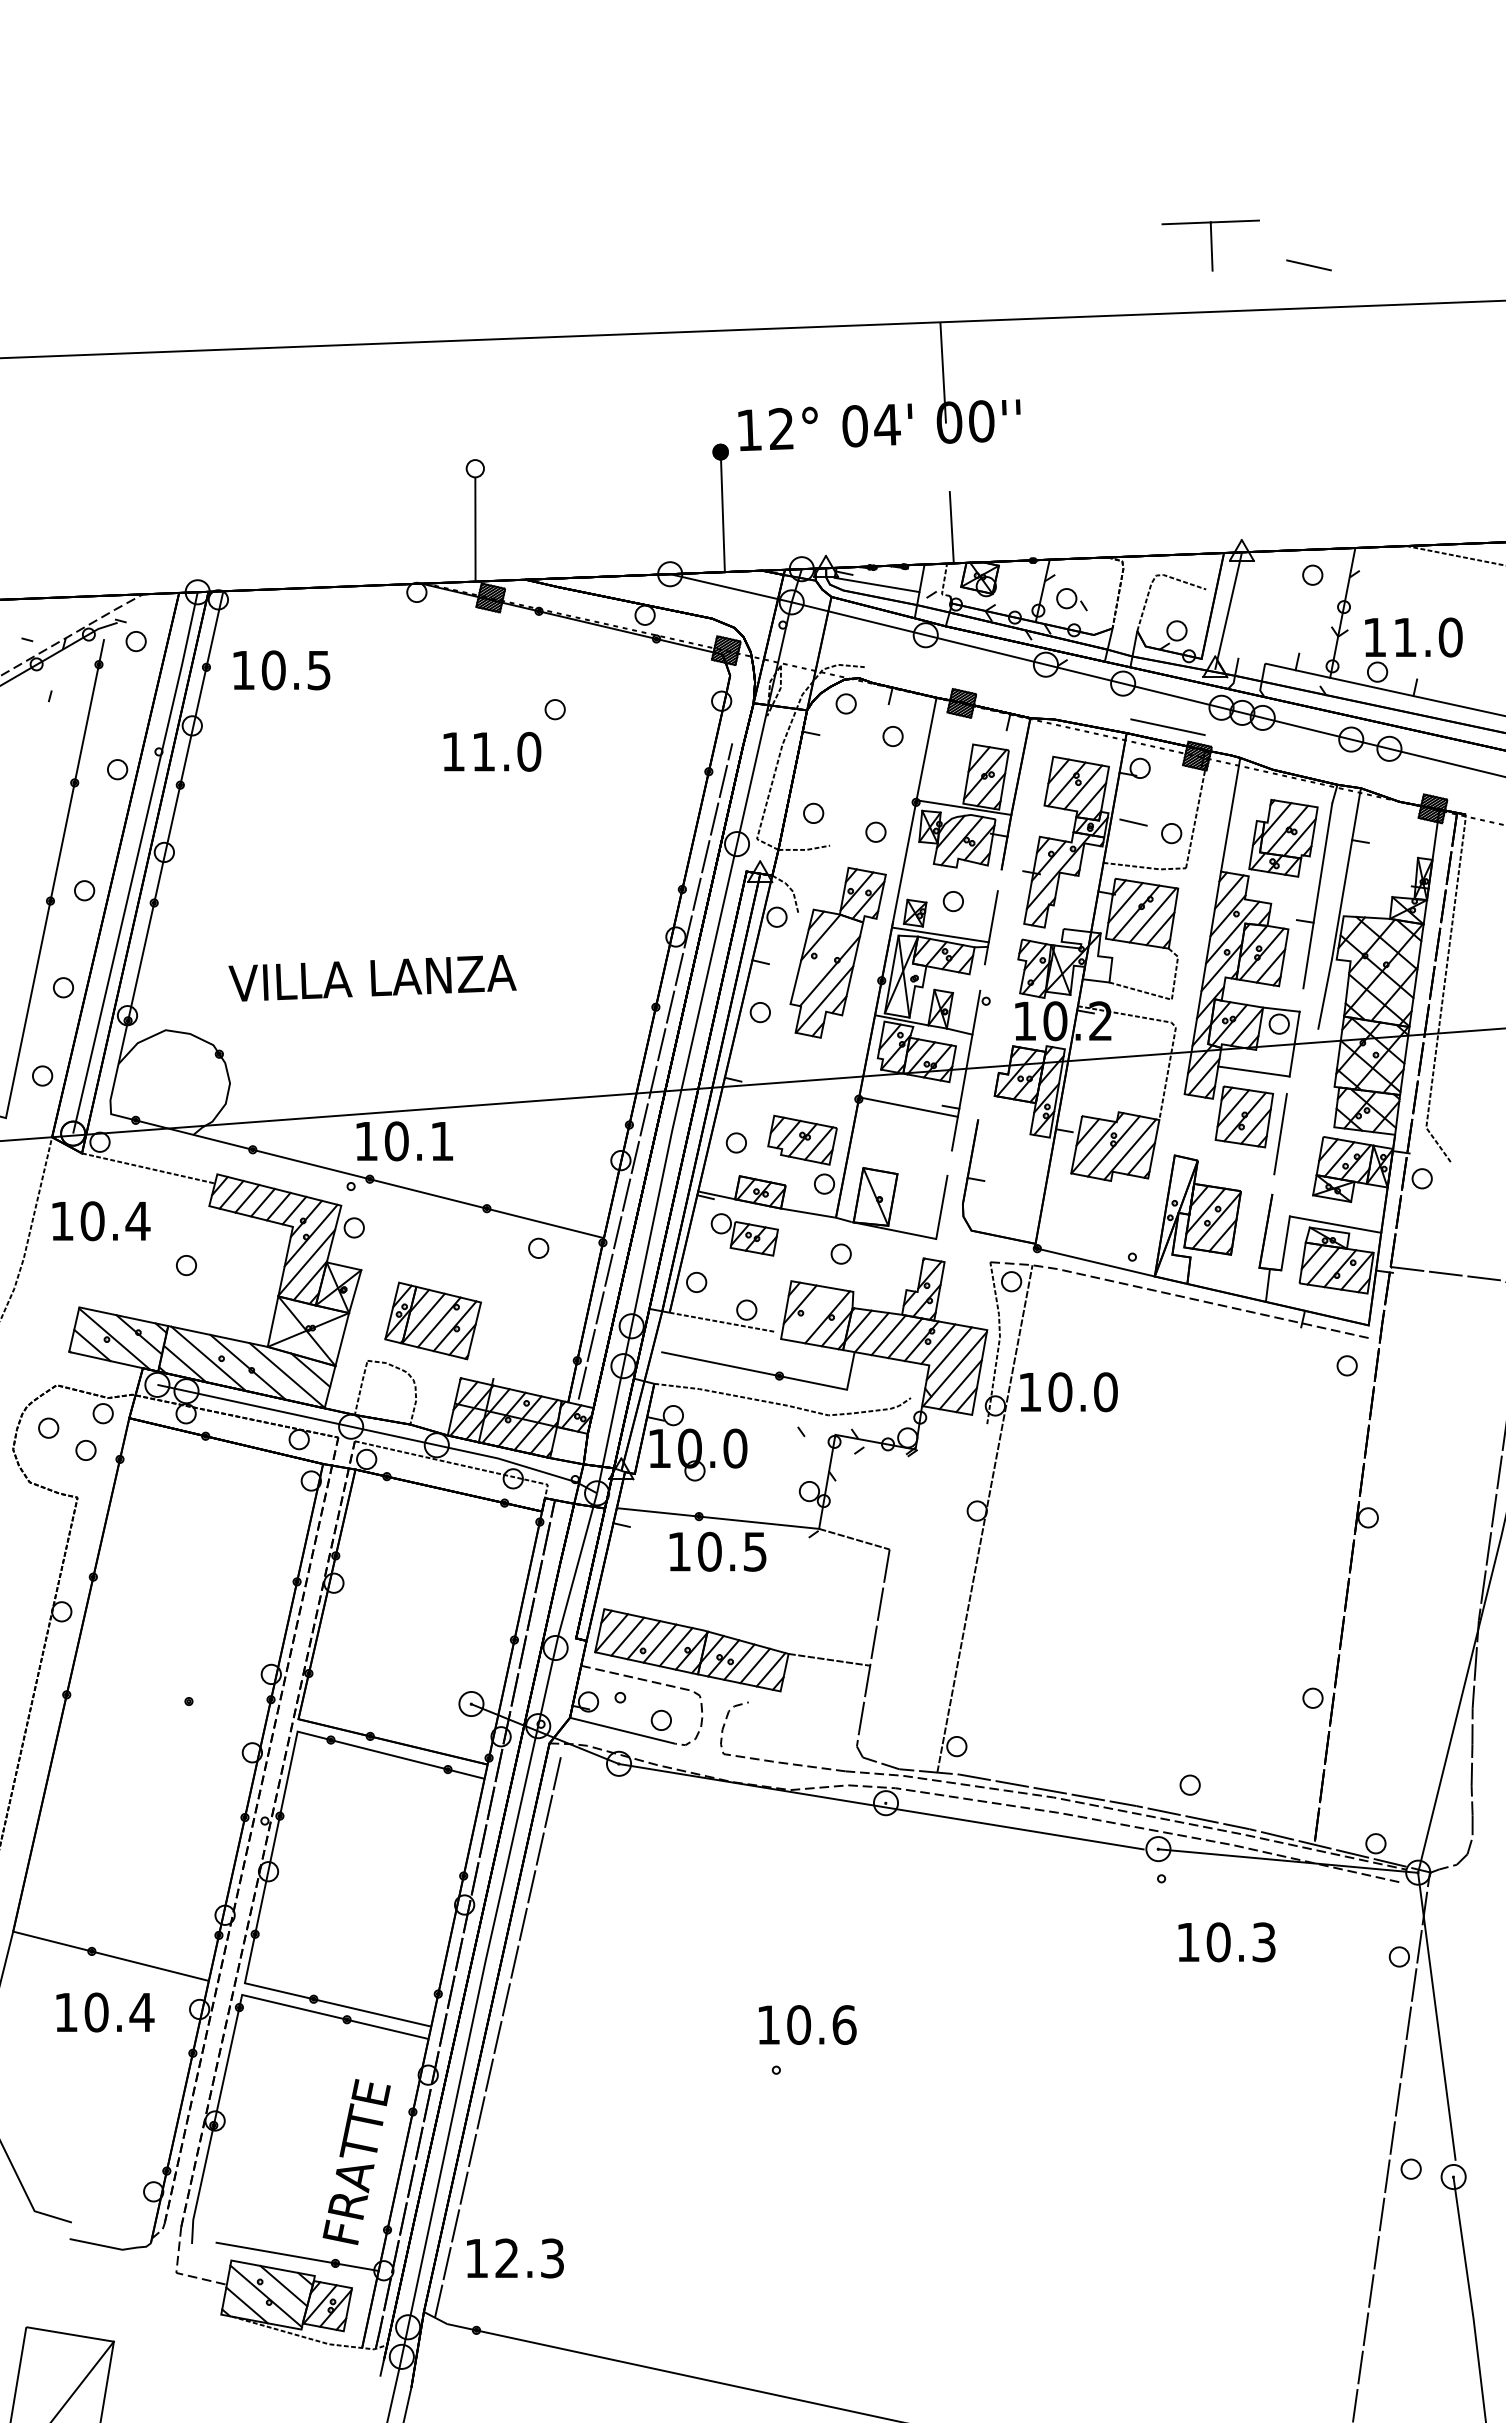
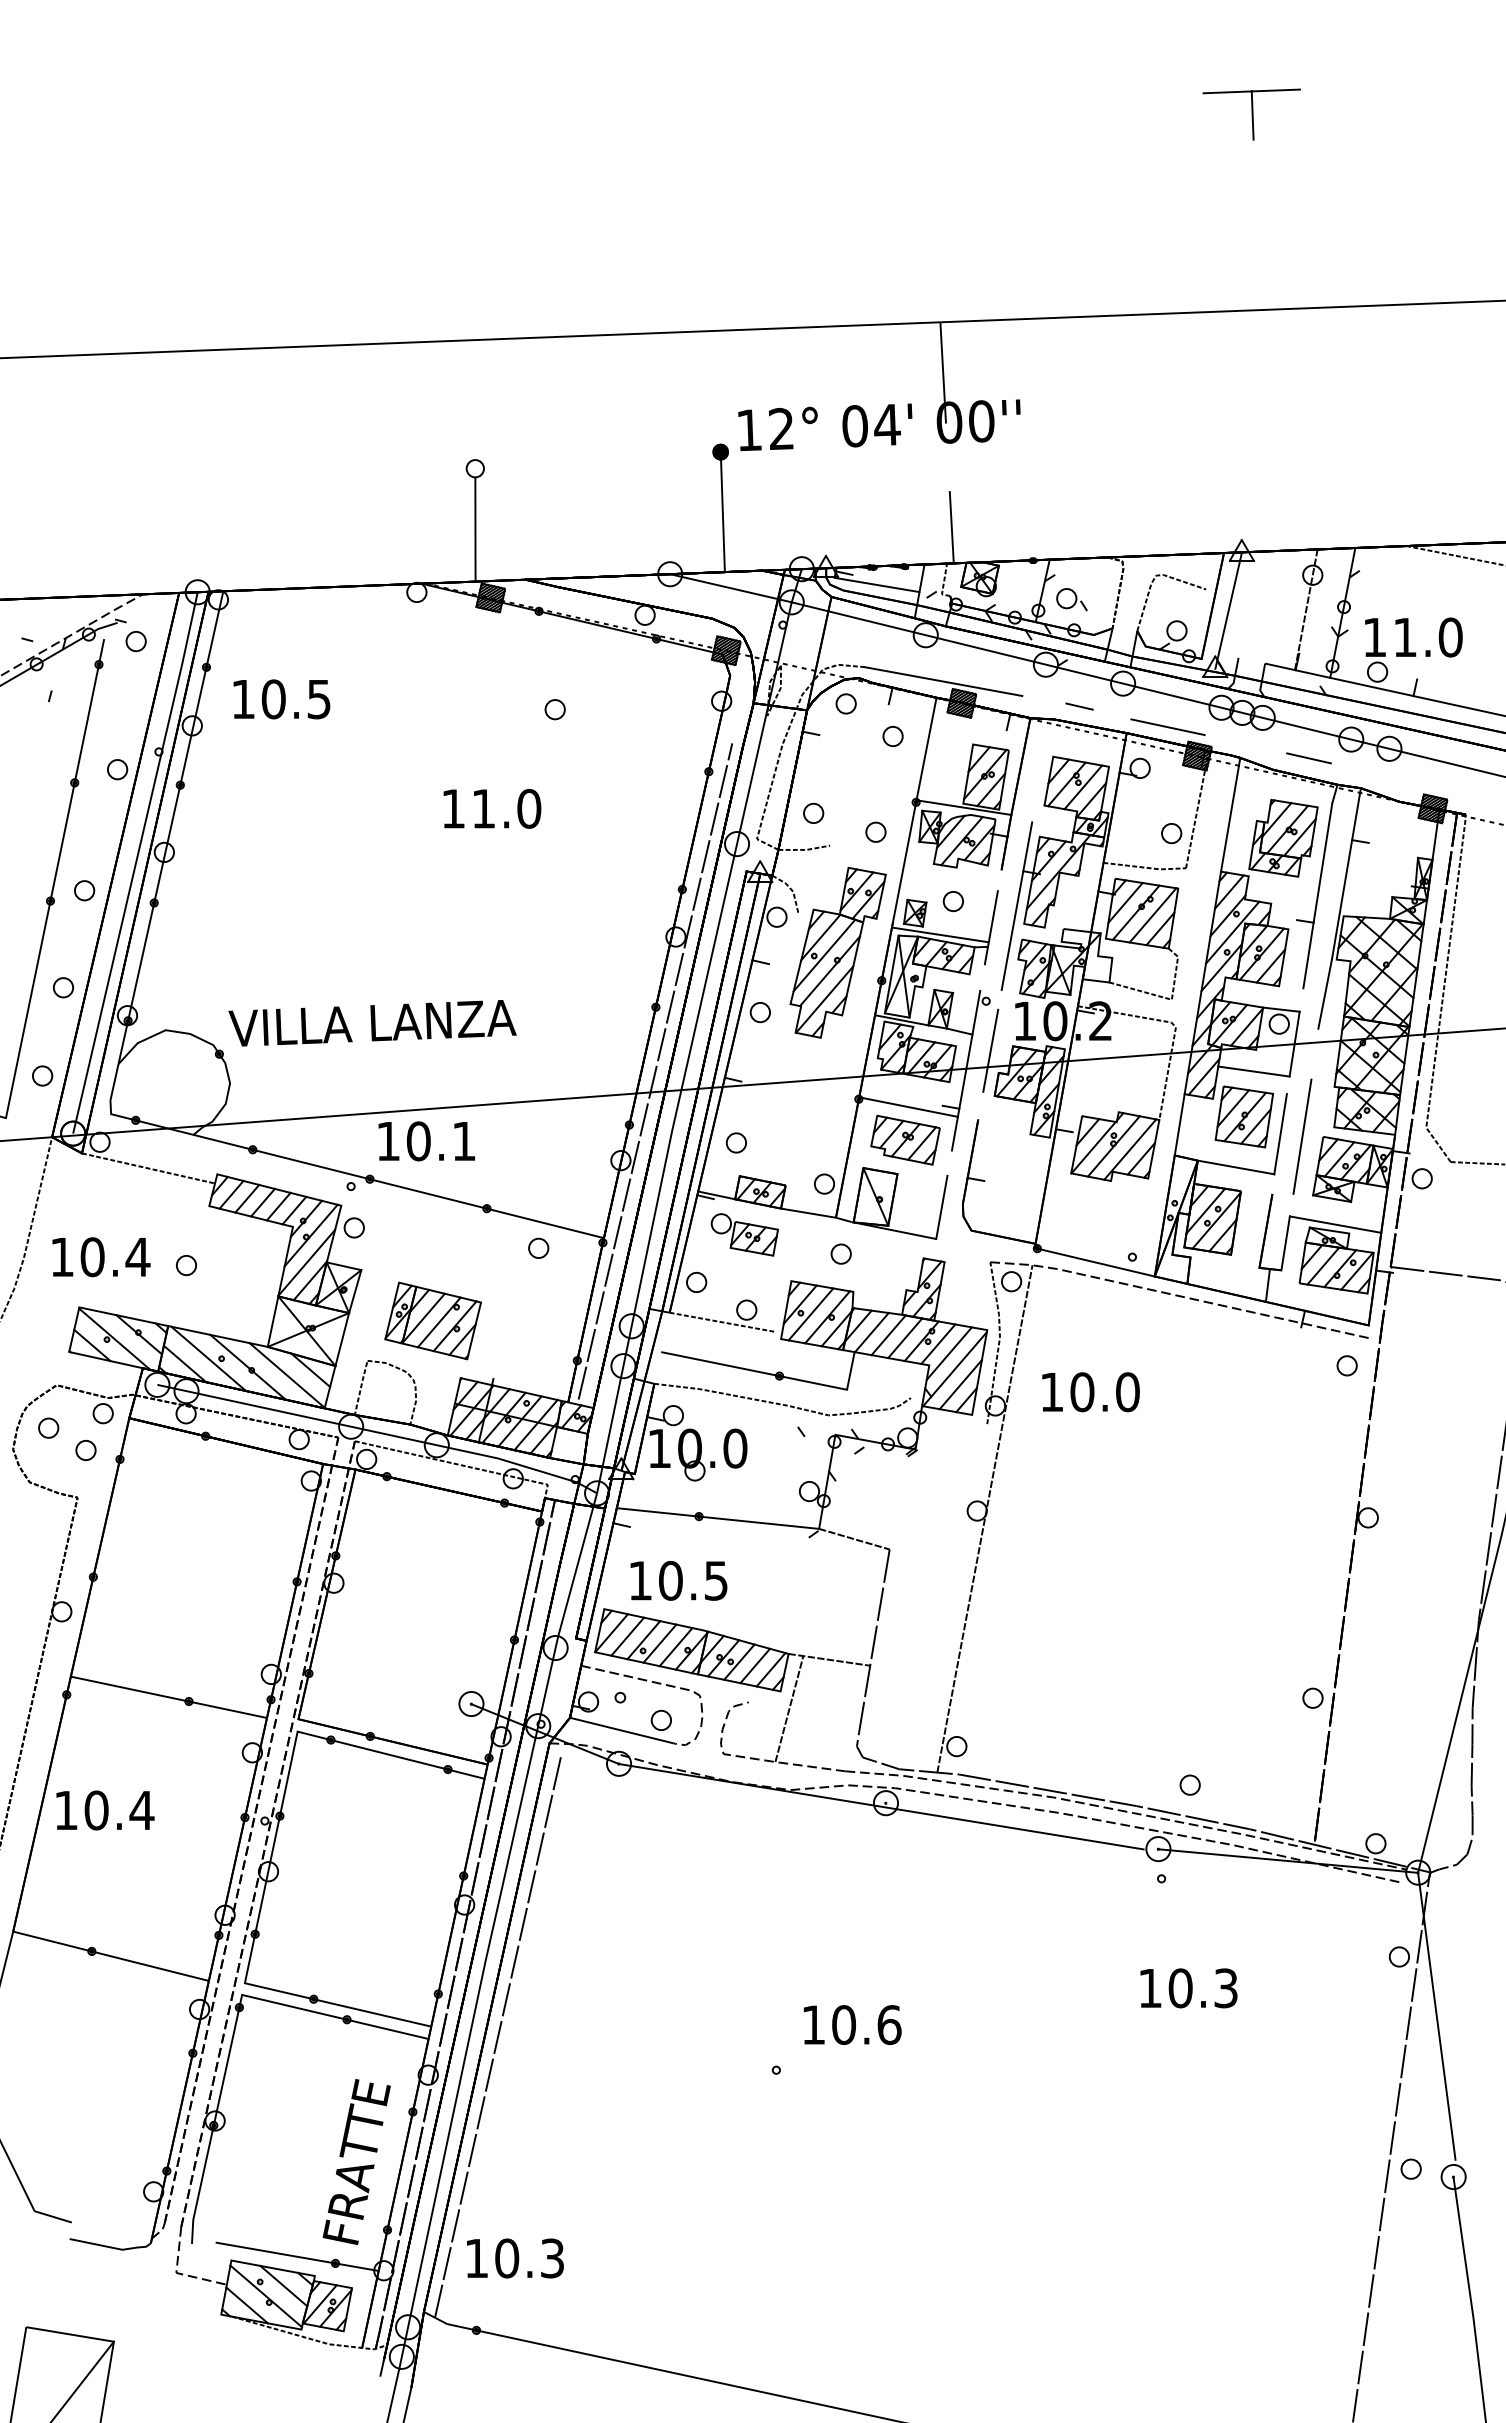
part position: (1210, 245) -> (1251, 114) (1251, 114)
line position: (1308, 265) -> (1308, 758) (1308, 758)
line: none -> present (1306, 609)
text position: (281, 670) -> (281, 699) (281, 699)
line: none -> present (943, 681)
text position: (492, 751) -> (492, 808) (492, 808)
line position: (1133, 822) -> (1079, 706) (1079, 706)
line: none -> present (1016, 905)
line: none -> present (824, 955)
text position: (372, 978) -> (372, 1023) (372, 1023)
line: none -> present (990, 1050)
line: none -> present (1179, 1124)
line: none -> present (1302, 1136)
part position: (802, 1139) -> (905, 1139) (905, 1139)
text position: (404, 1141) -> (426, 1141) (426, 1141)
line: none -> present (1476, 1163)
line: none -> present (1235, 1167)
text position: (101, 1221) -> (101, 1257) (101, 1257)
line: none -> present (810, 1314)
text position: (1068, 1392) -> (1090, 1392) (1090, 1392)
text position: (717, 1551) -> (678, 1580) (678, 1580)
line: none -> present (168, 1697)
line: none -> present (789, 1709)
text position: (1226, 1942) -> (1188, 1988) (1188, 1988)
text position: (105, 2012) -> (105, 1810) (105, 1810)
text position: (807, 2024) -> (852, 2024) (852, 2024)
text: 12.3 -> 10.3 (507, 2258)
